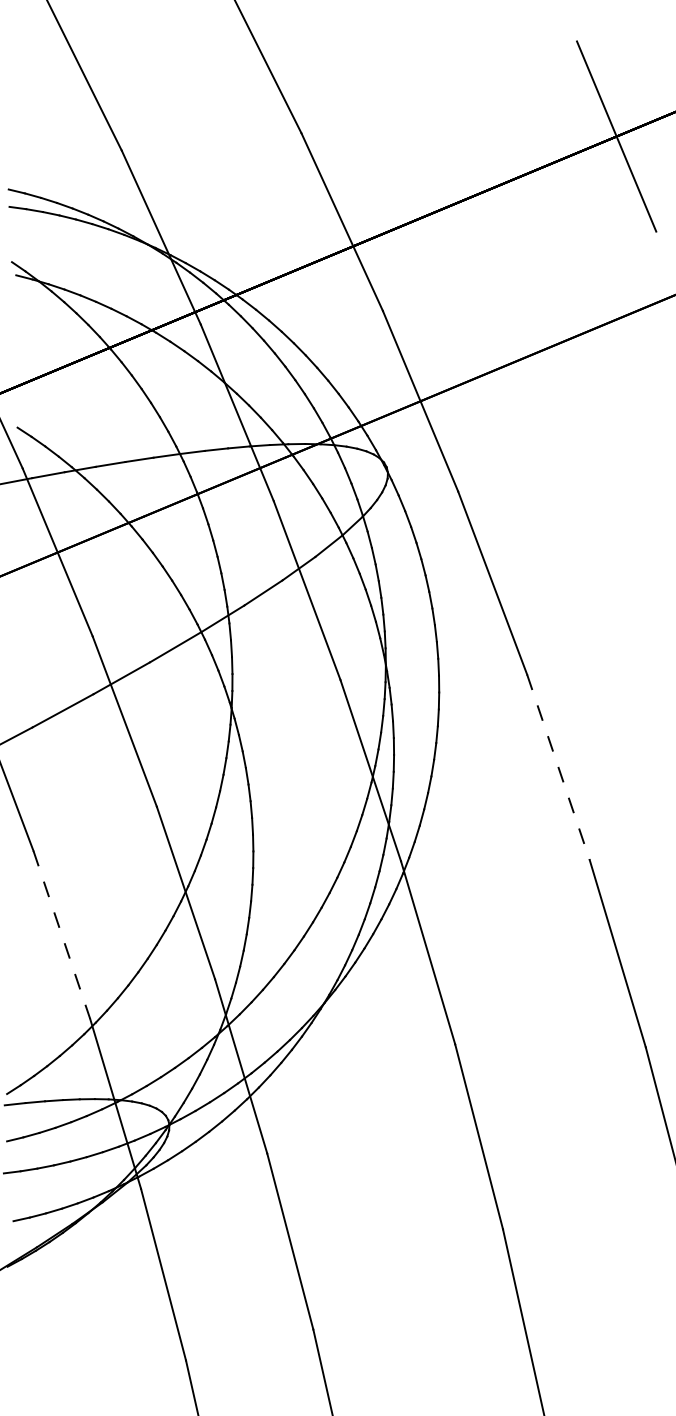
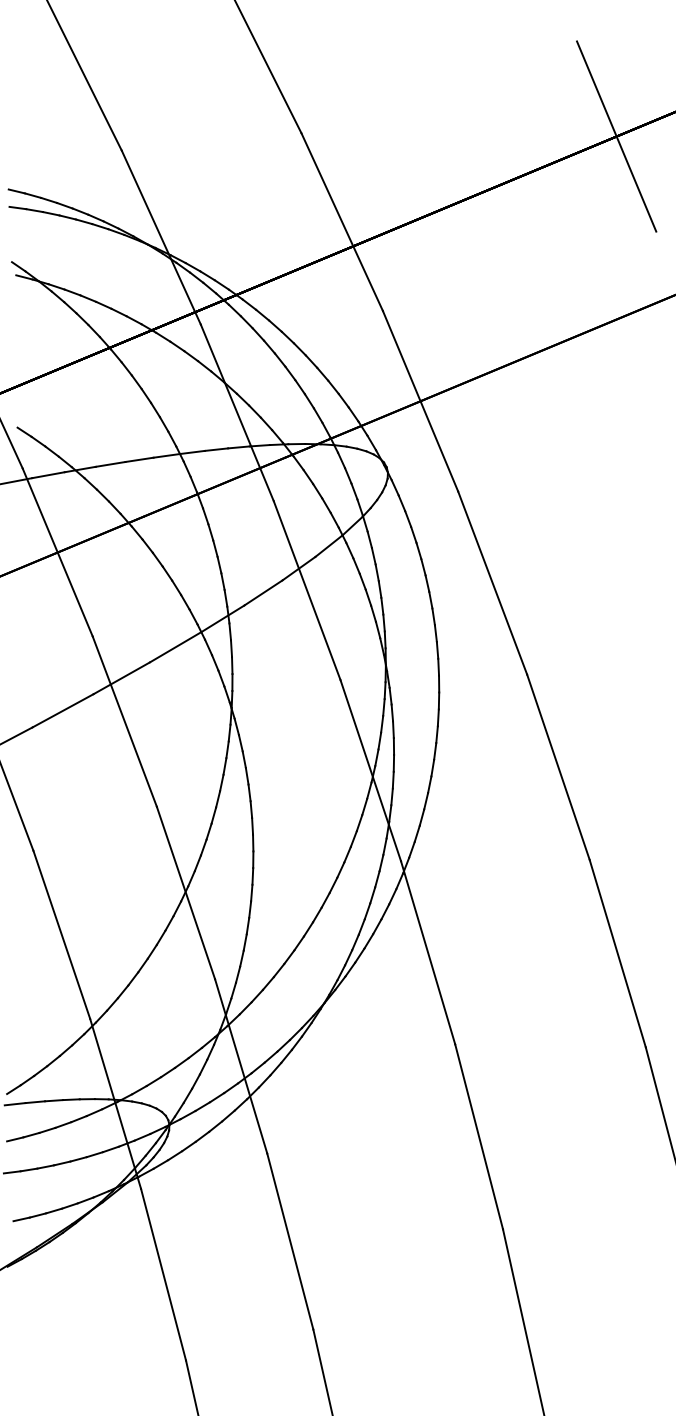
line: dashed -> solid (558, 767)
line: dashed -> solid (61, 934)
